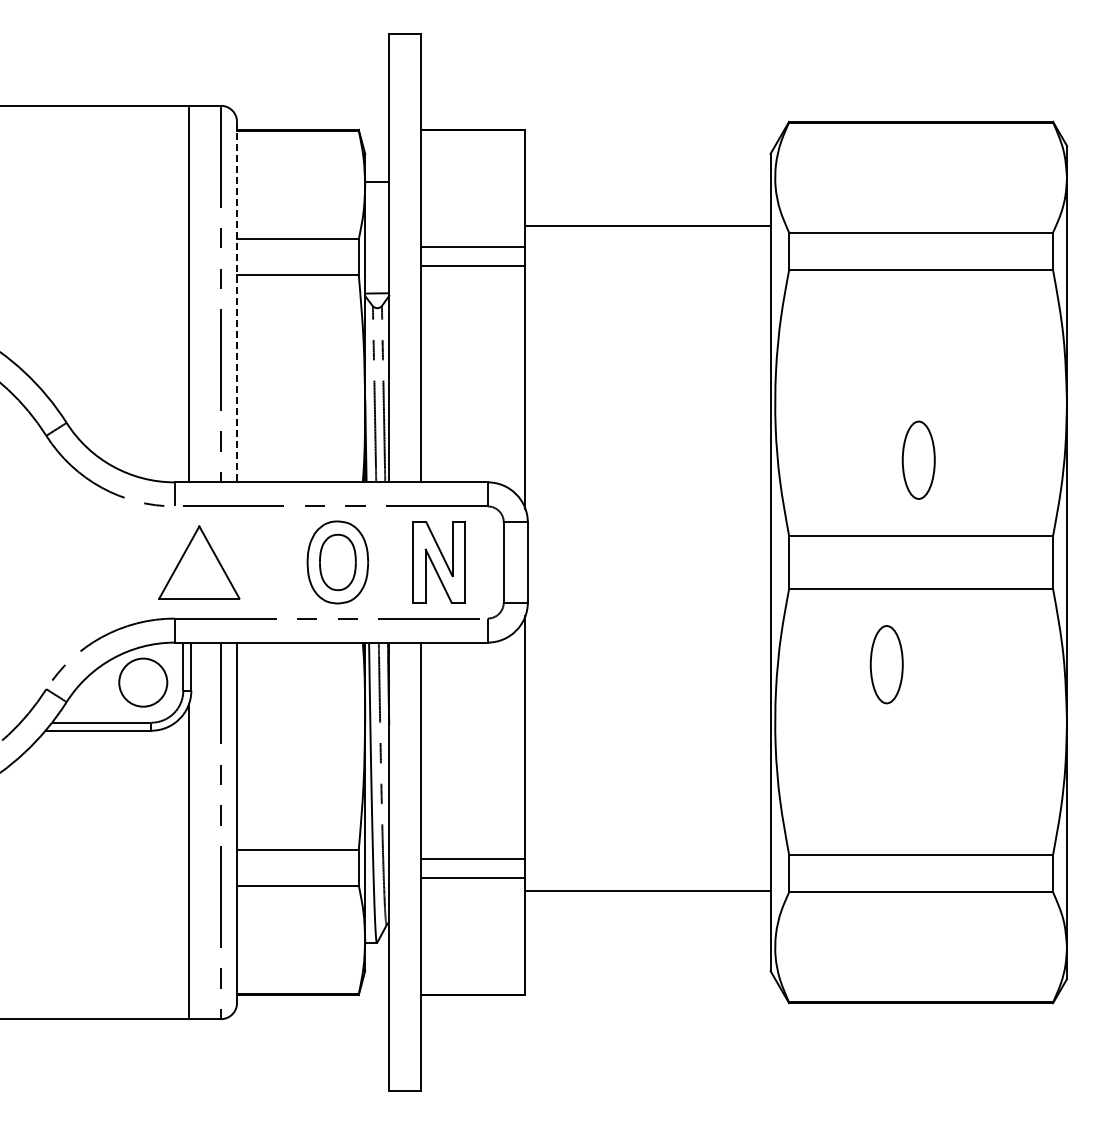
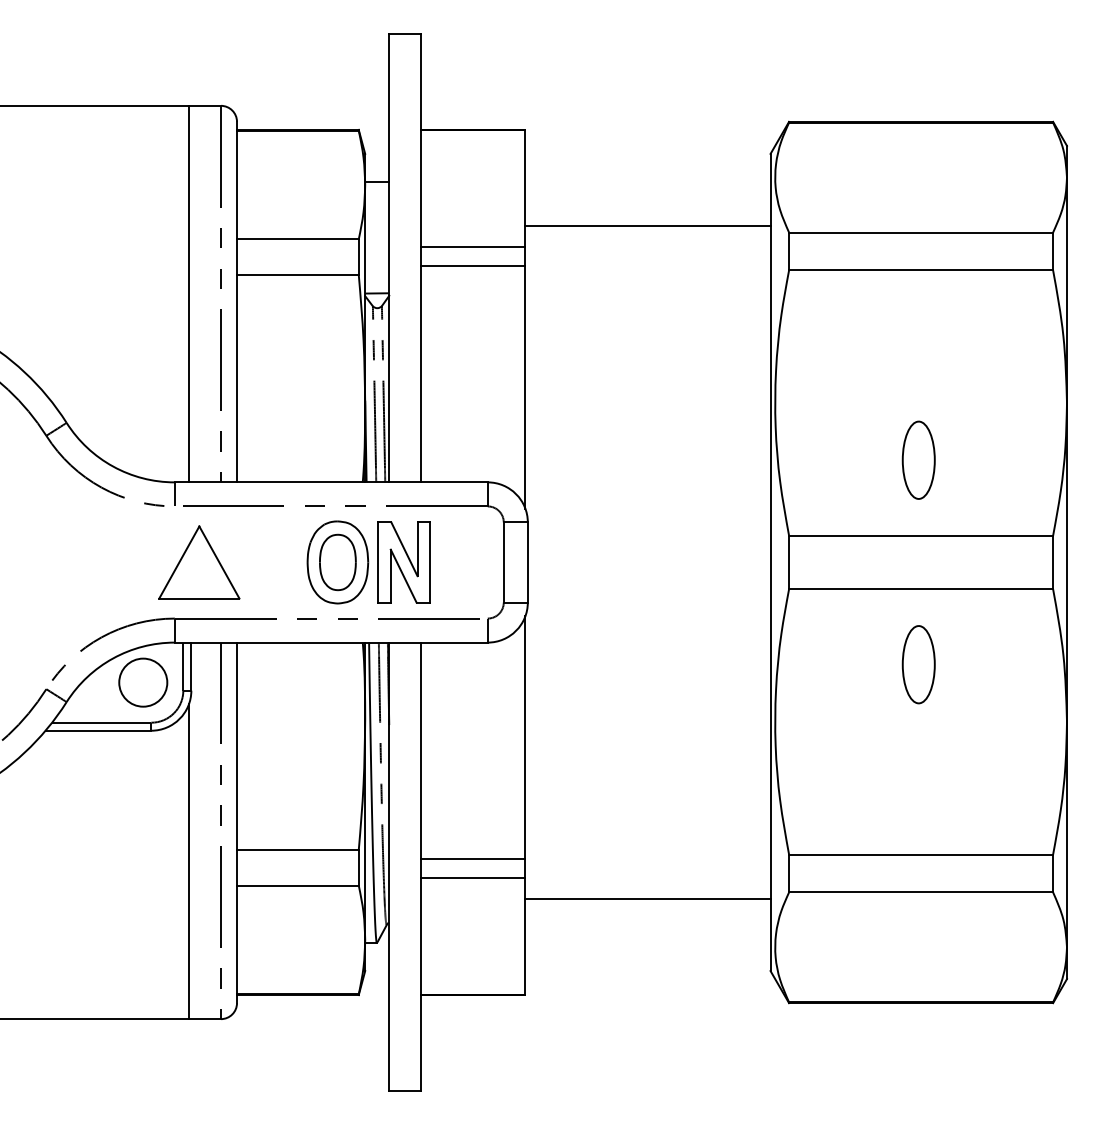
line: dashed -> solid (237, 302)
part position: (438, 562) -> (403, 562) (403, 562)
part position: (886, 664) -> (918, 664) (918, 664)
line position: (647, 890) -> (647, 898) (647, 898)
